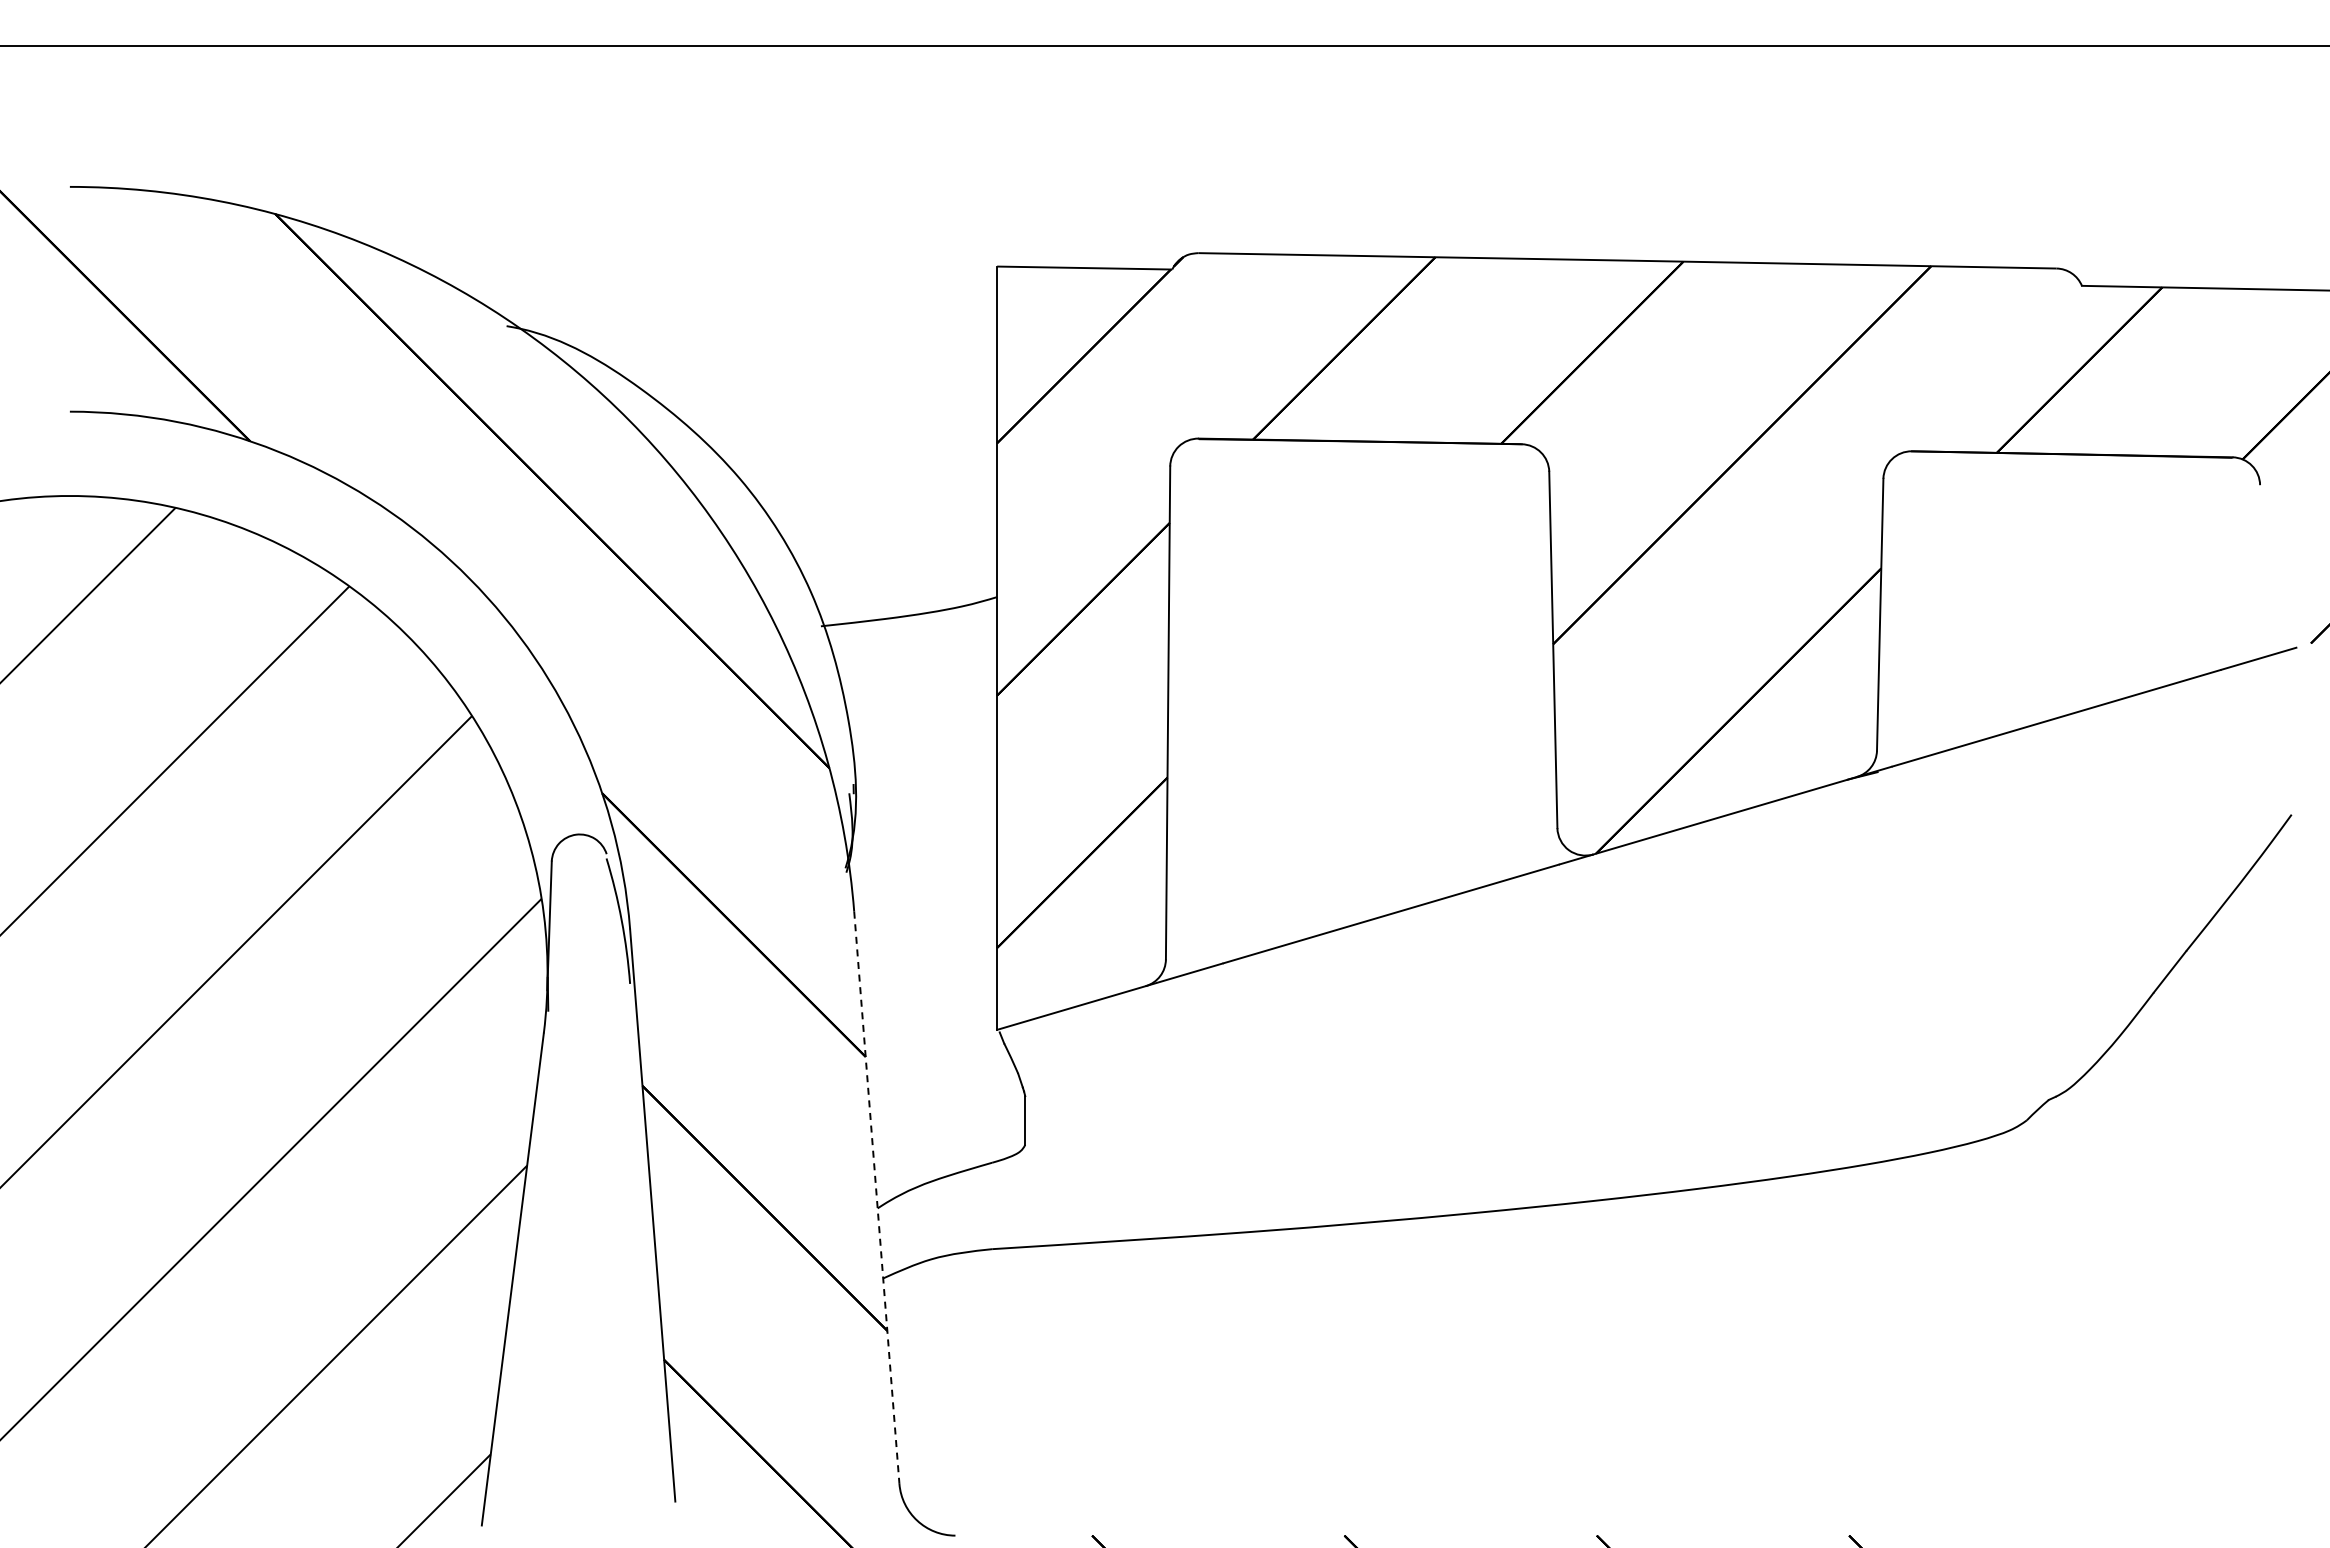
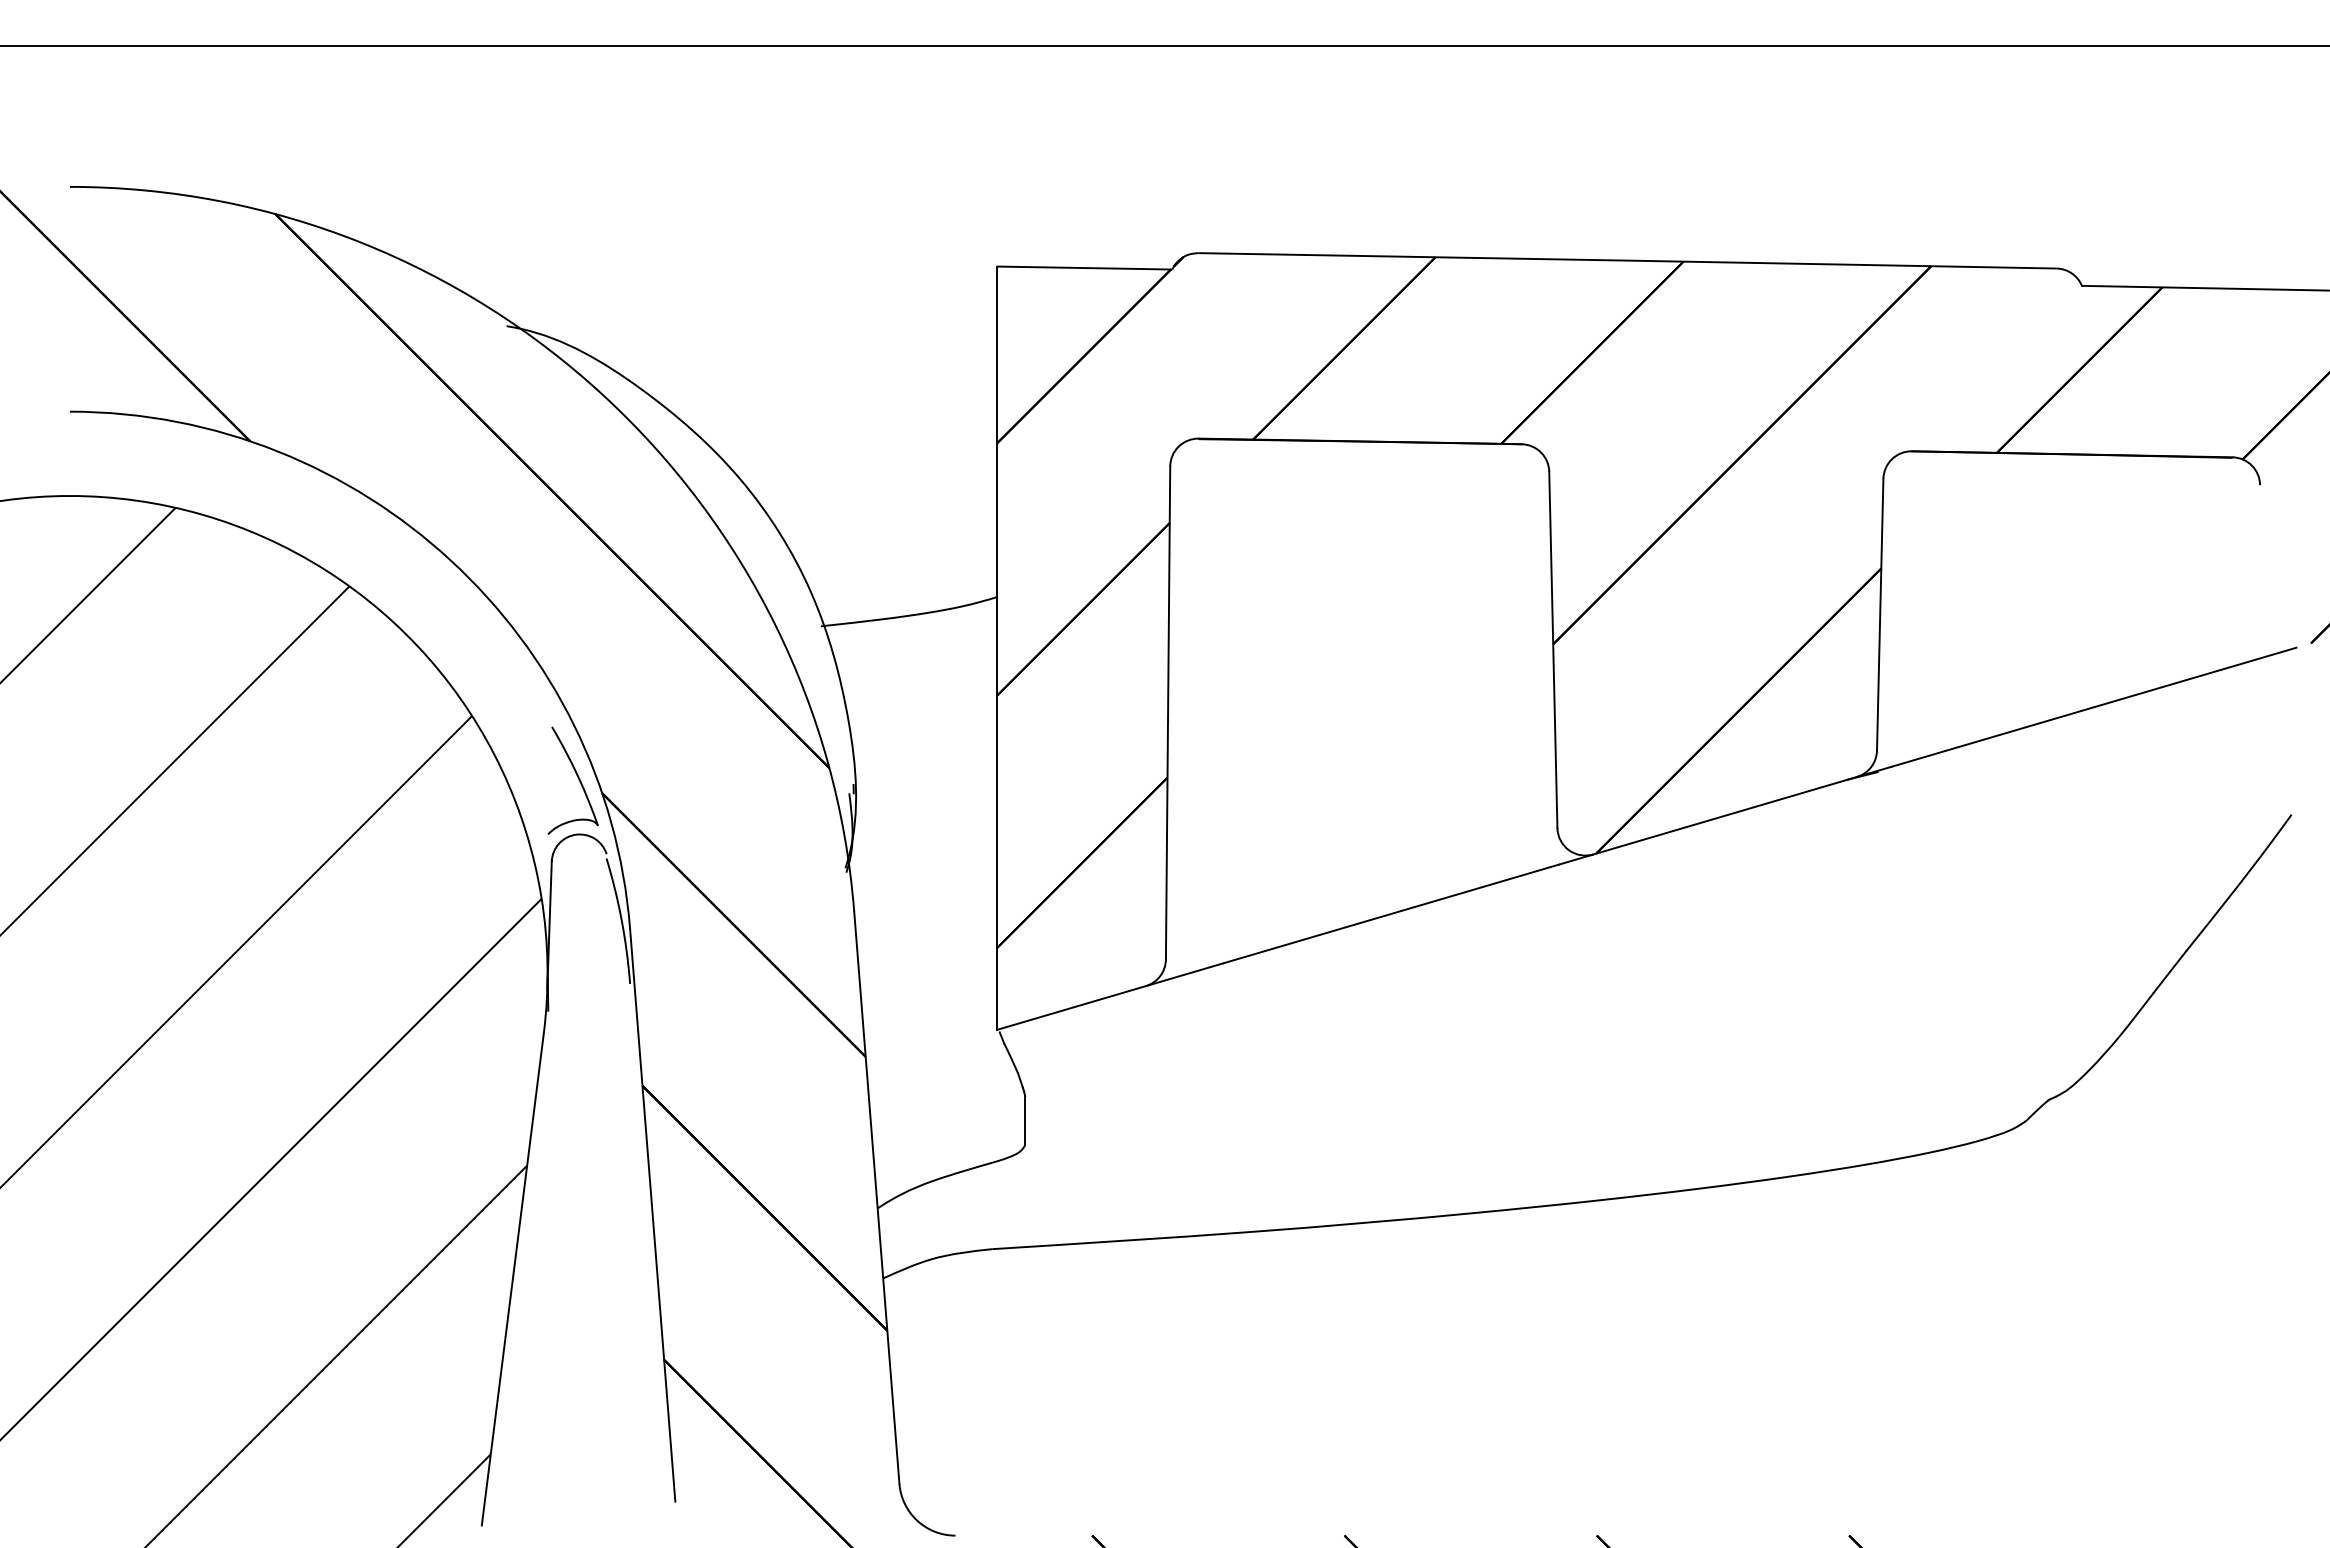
part: none -> present (572, 780)
line: dashed -> solid (876, 1197)
